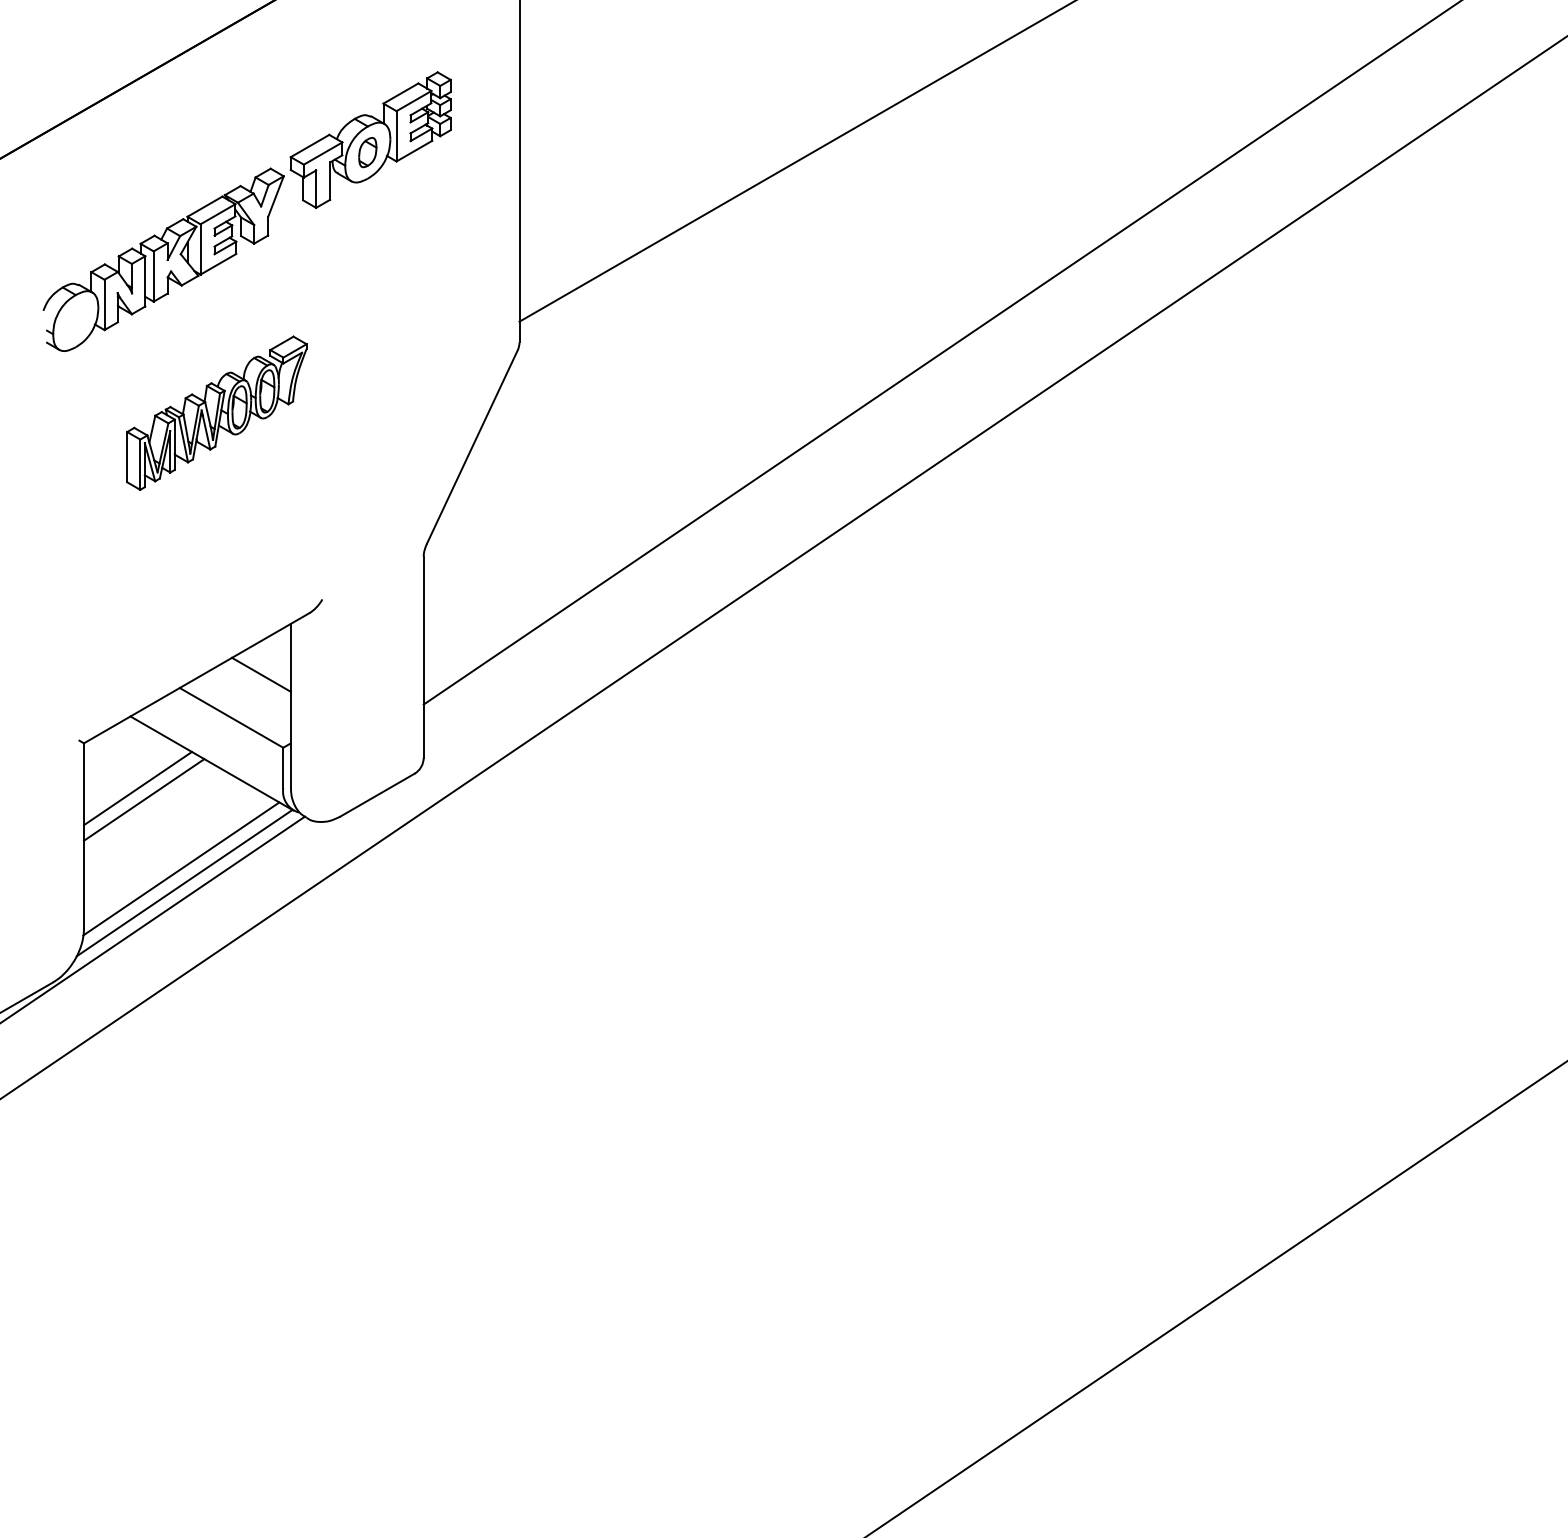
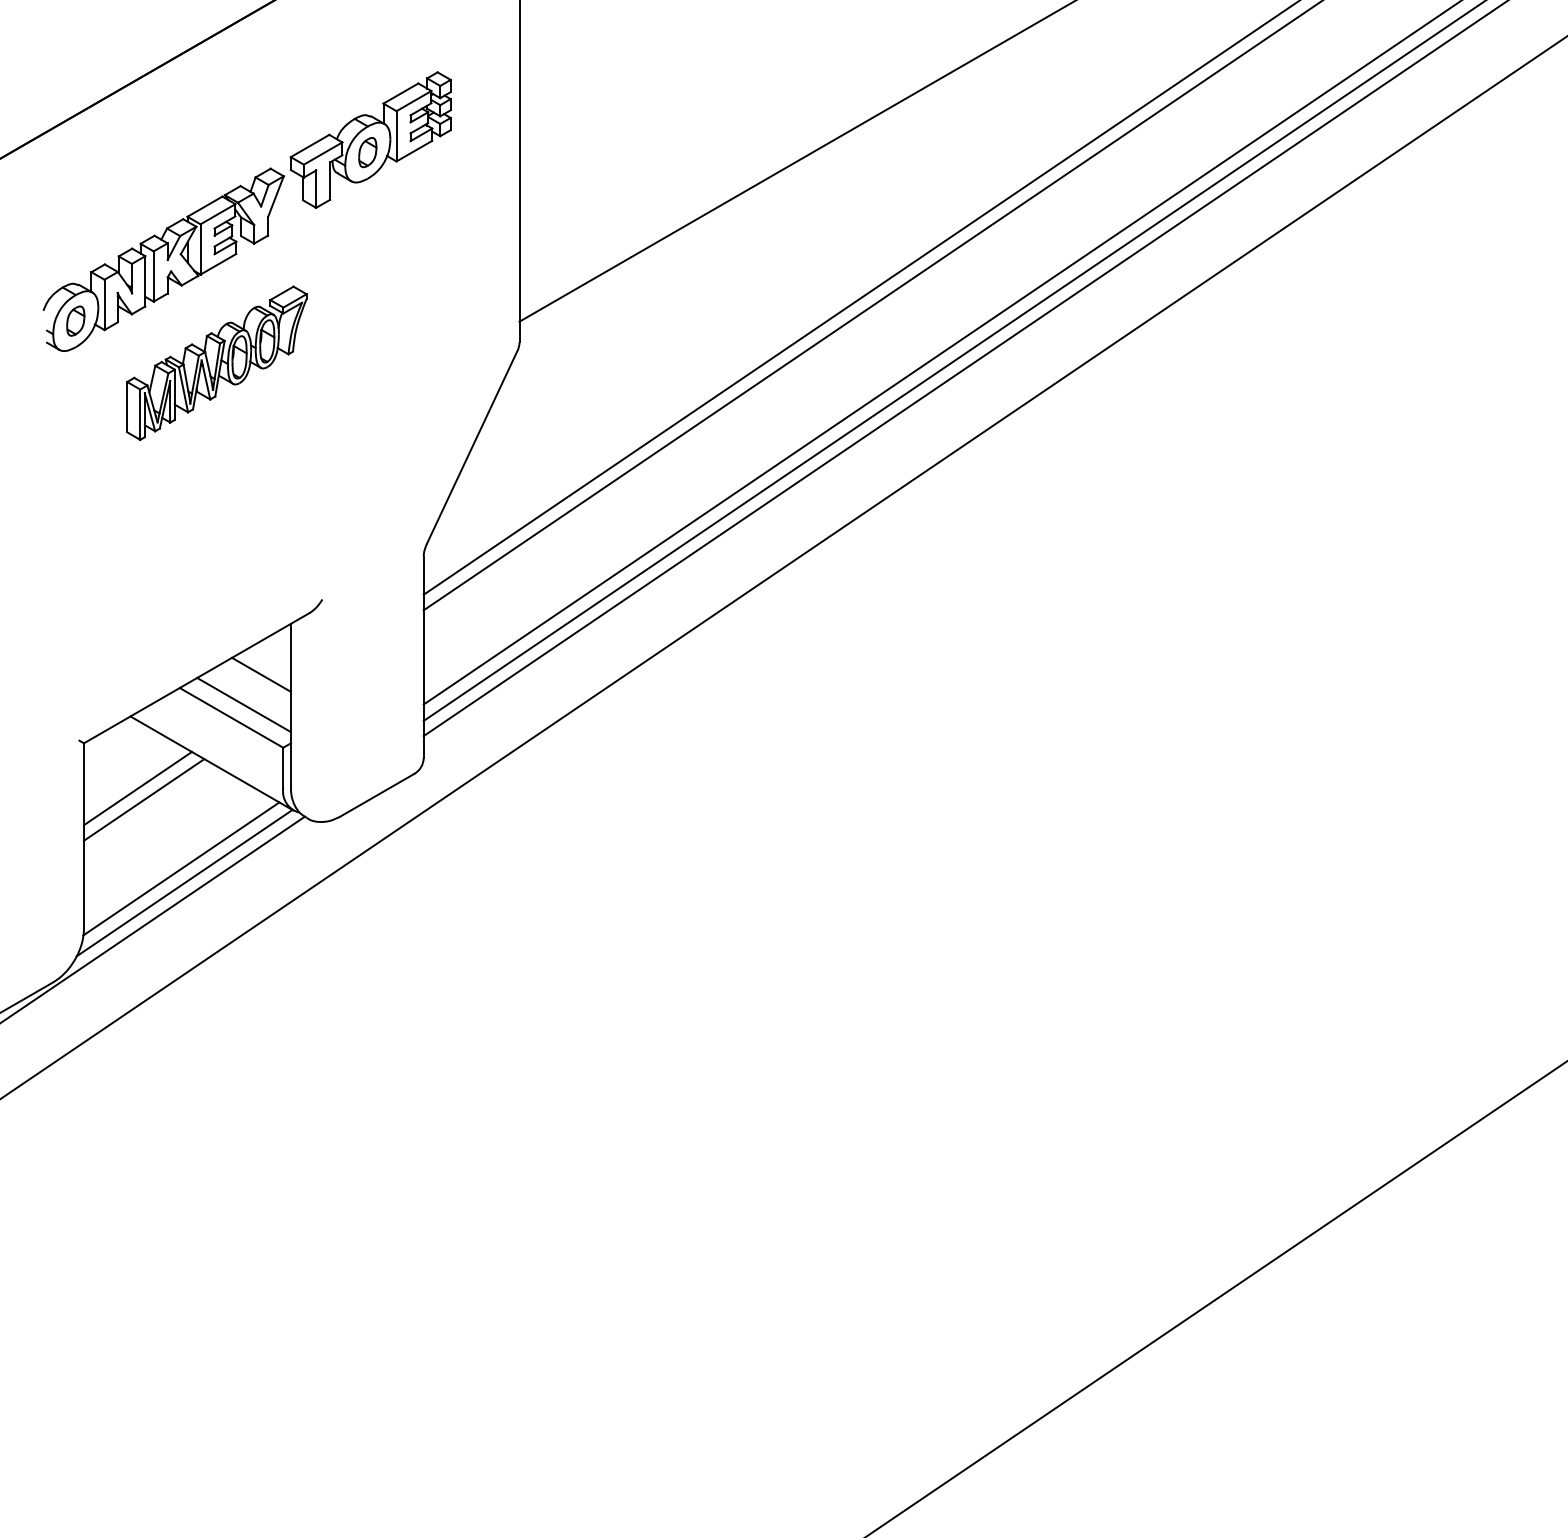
line: none -> present (859, 298)
line: none -> present (871, 306)
part: none -> present (75, 320)
line: none -> present (952, 361)
line: none -> present (964, 369)
part position: (216, 412) -> (216, 362) (216, 362)
line: none -> present (243, 704)
